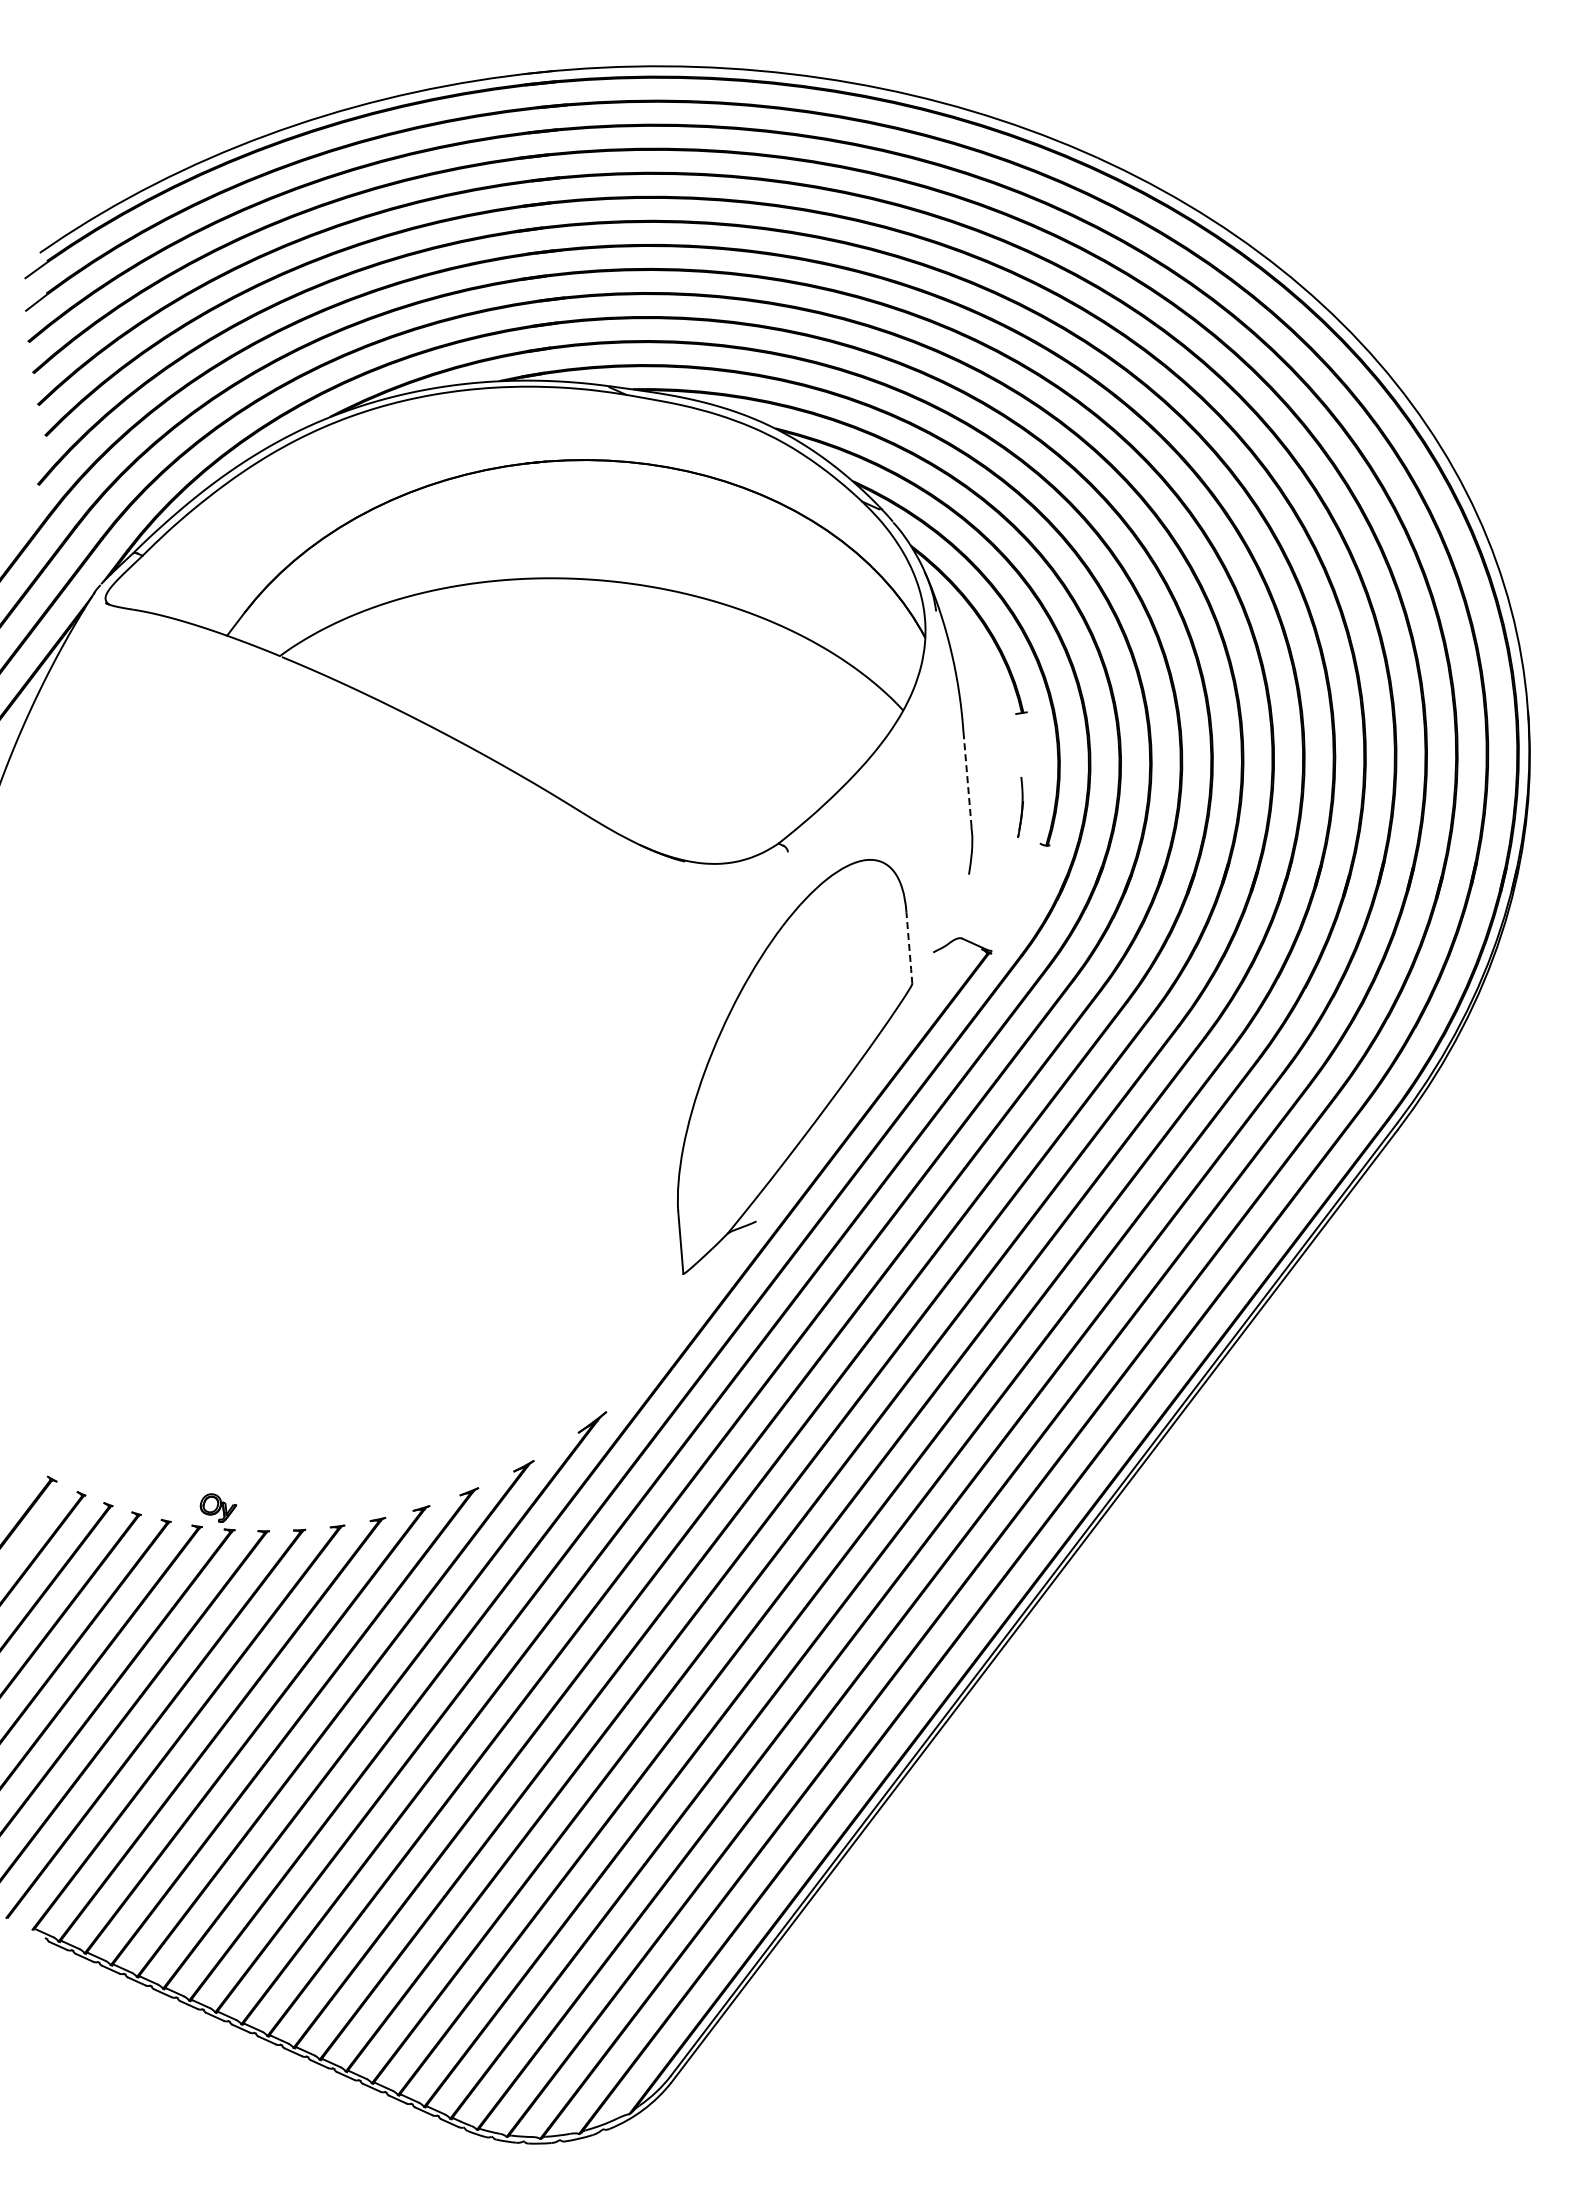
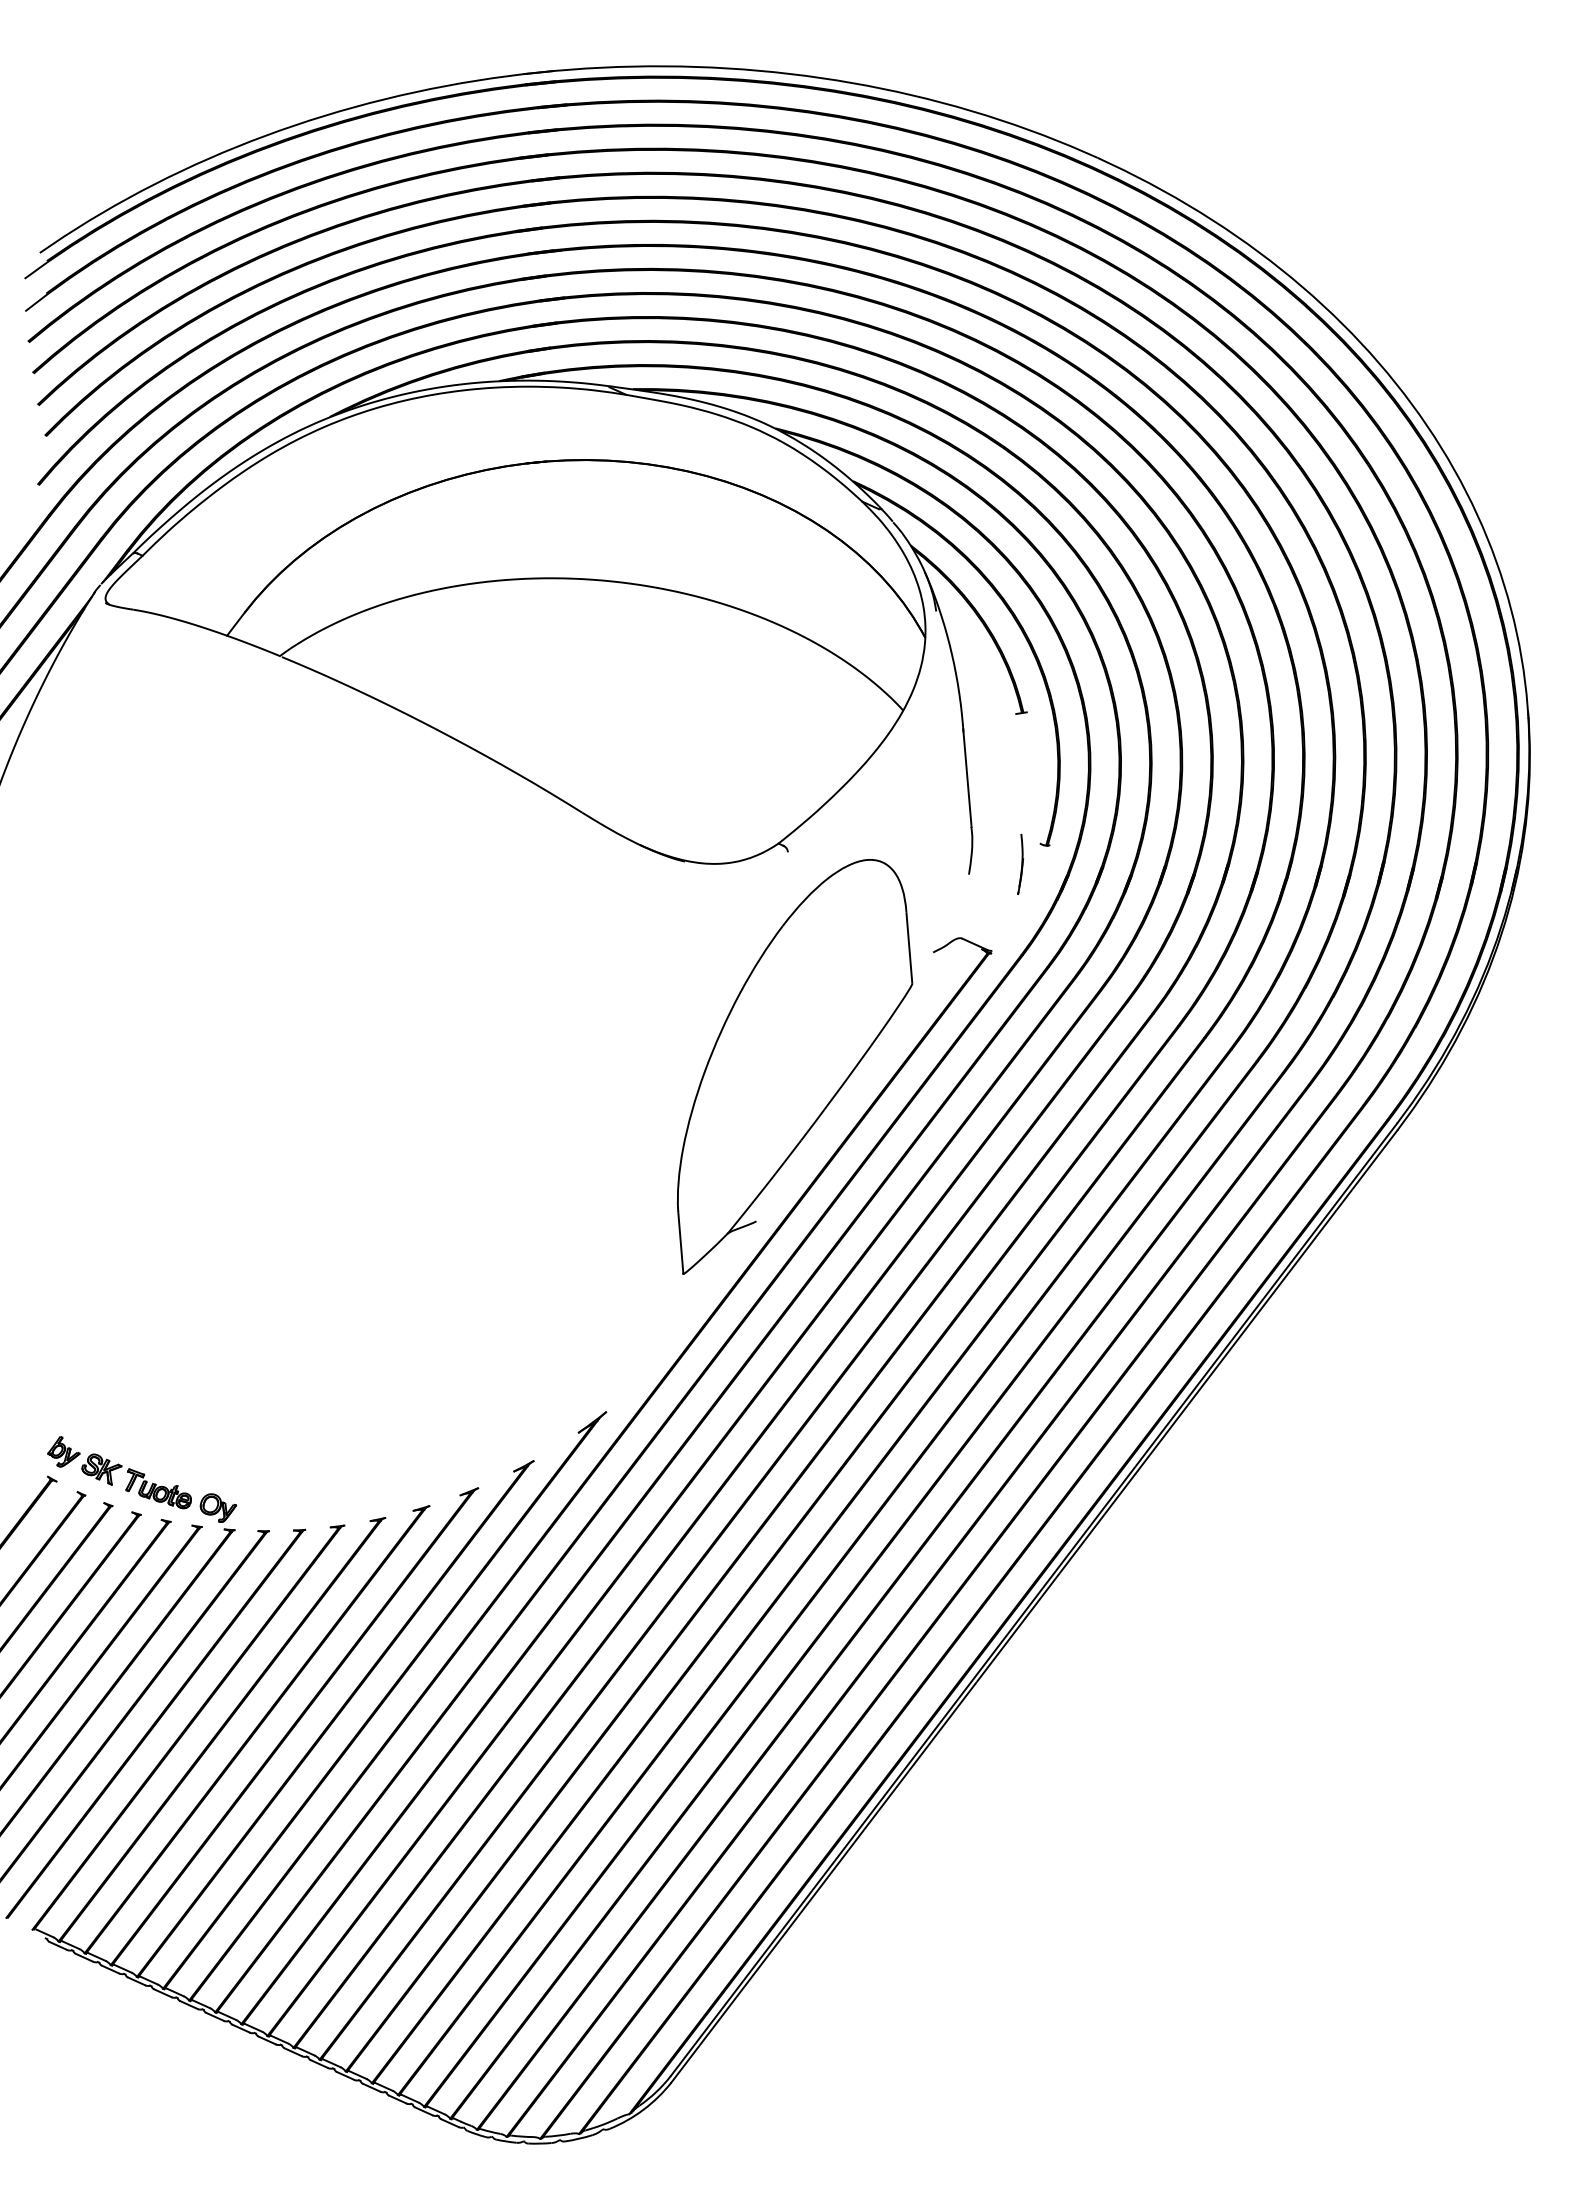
line: dashed -> solid (967, 777)
part position: (1020, 806) -> (1020, 863) (1020, 863)
line: dashed -> solid (909, 948)
part: none -> present (119, 1472)
